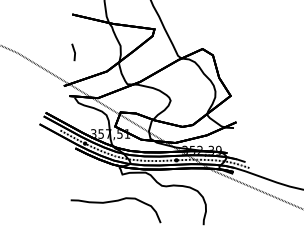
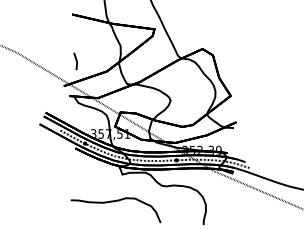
line position: (73, 51) -> (75, 60) (75, 60)
